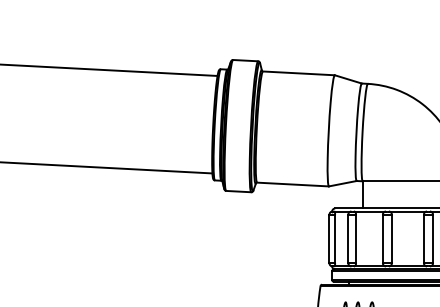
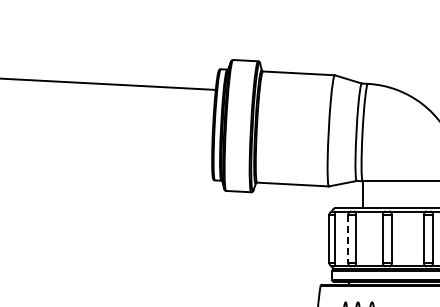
line position: (109, 69) -> (109, 83) (109, 83)
line: present -> none (107, 167)
line: solid -> dashed (348, 239)
